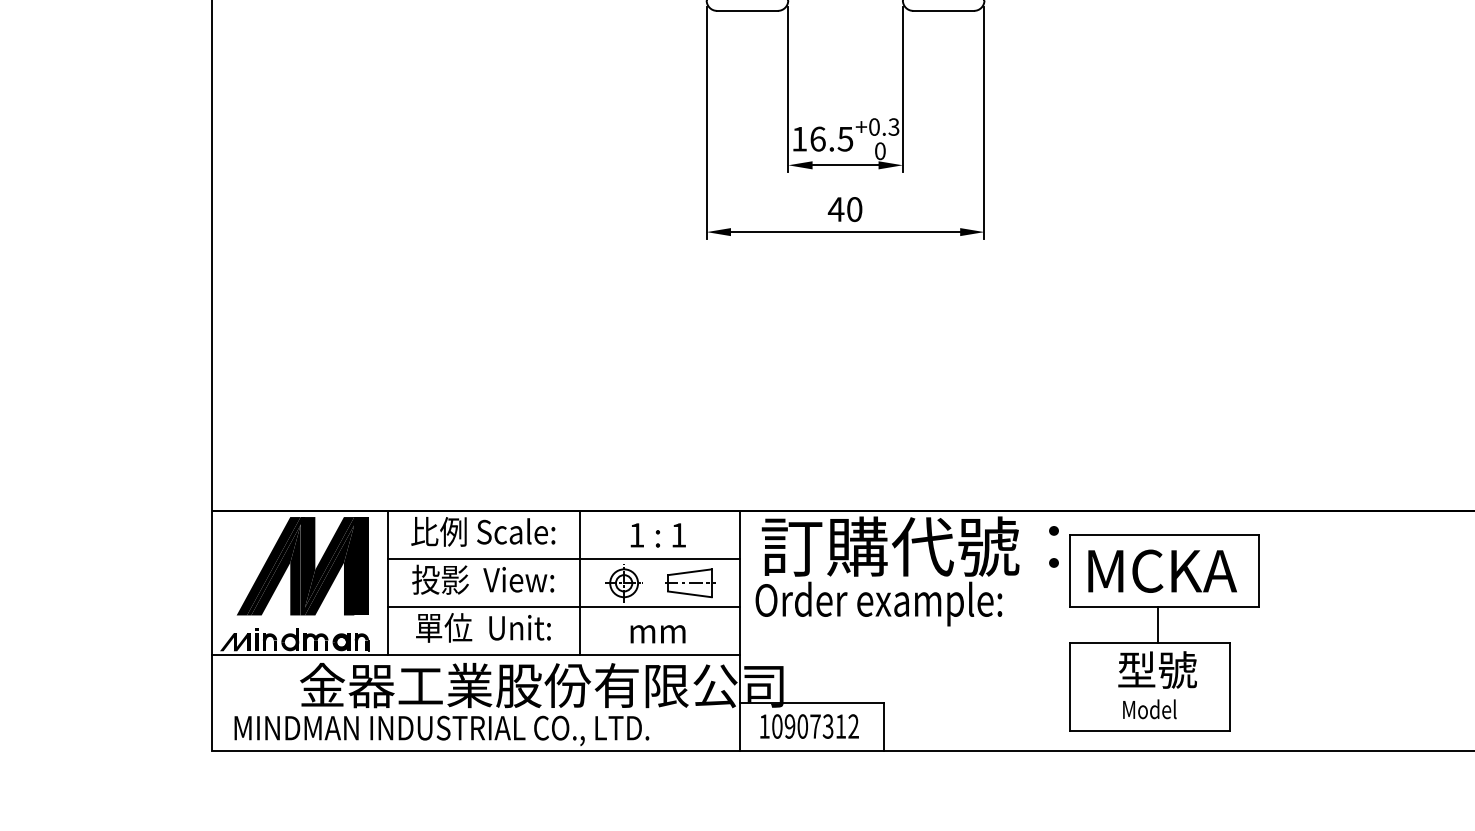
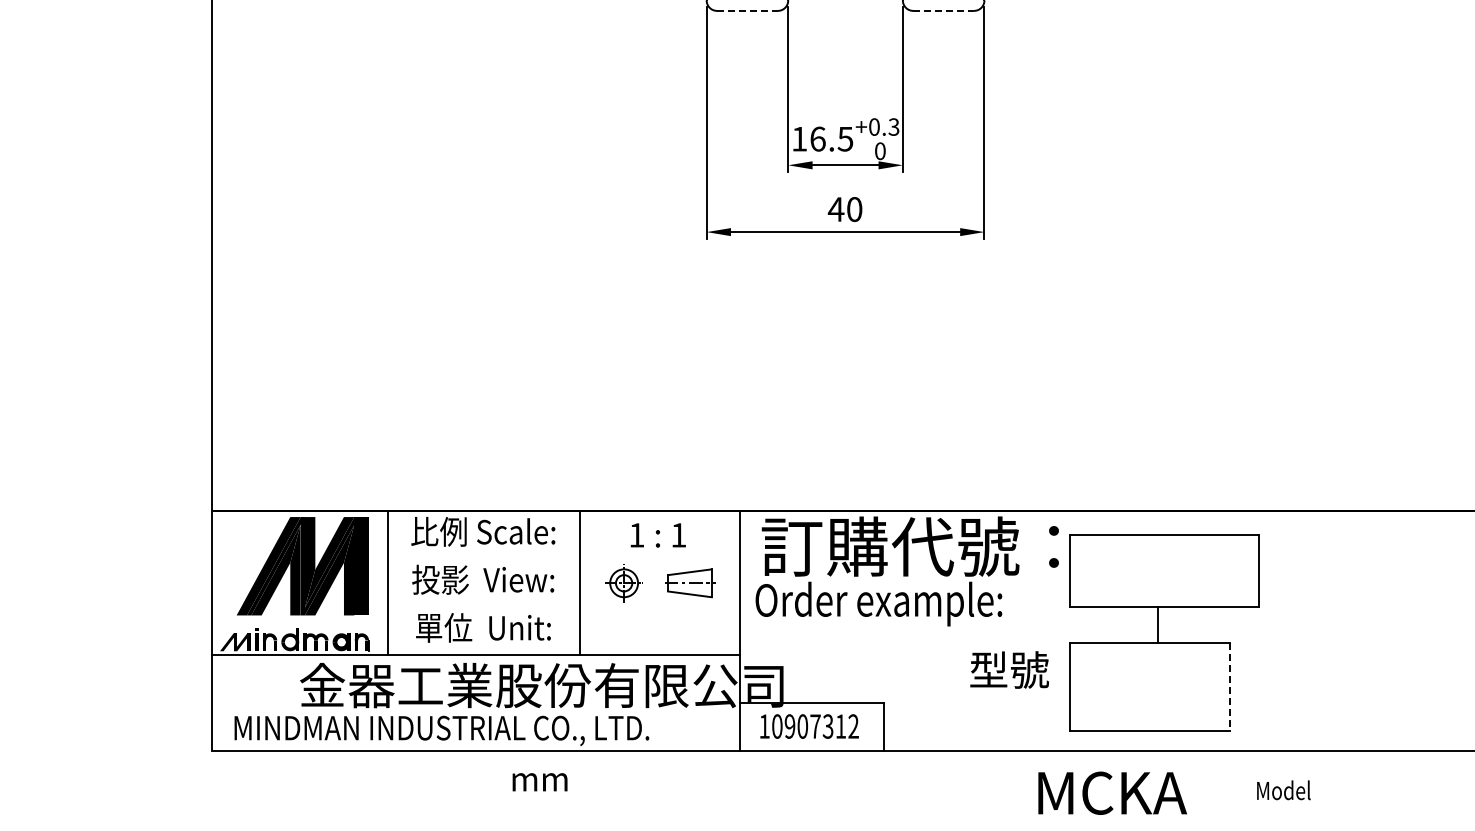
line: solid -> dashed (747, 10)
line: solid -> dashed (944, 10)
line: present -> none (563, 559)
text position: (1162, 570) -> (1112, 792) (1112, 792)
line: present -> none (563, 607)
text position: (657, 634) -> (539, 782) (539, 782)
text position: (1157, 669) -> (1009, 669) (1009, 669)
line: solid -> dashed (1229, 687)
text position: (1149, 709) -> (1283, 790) (1283, 790)
